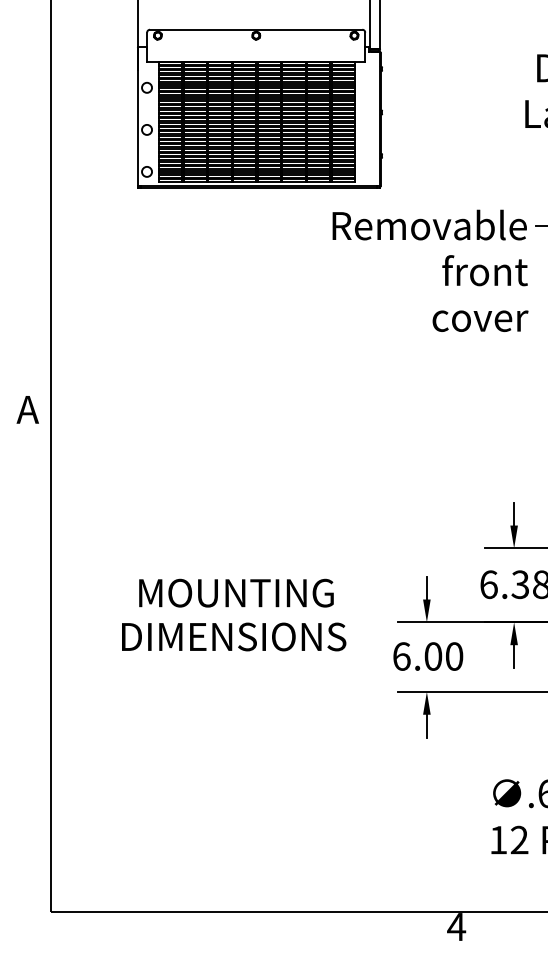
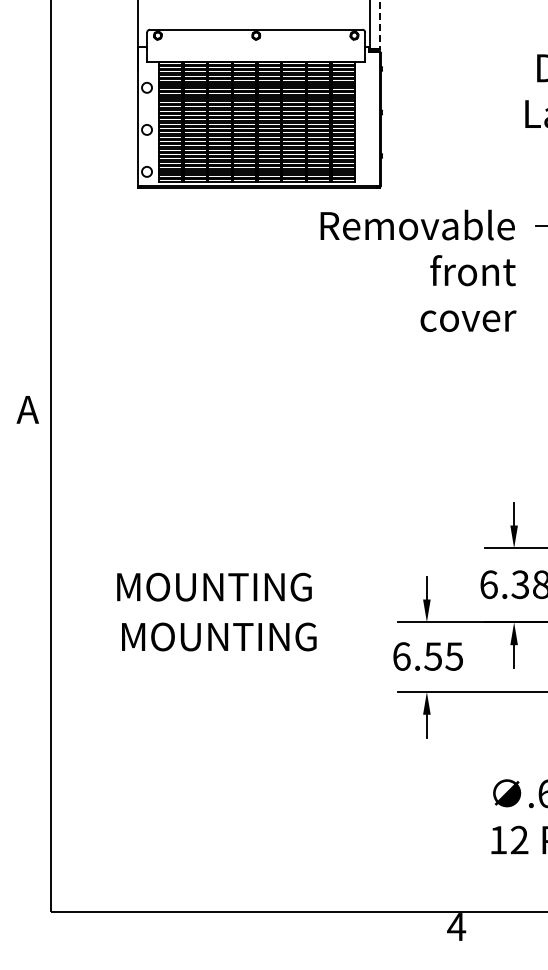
line: solid -> dashed (380, 25)
text position: (430, 270) -> (418, 270) (418, 270)
text position: (236, 592) -> (214, 586) (214, 586)
text: DIMENSIONS -> MOUNTING (235, 636)
text: 6.00 -> 6.55 (443, 656)
